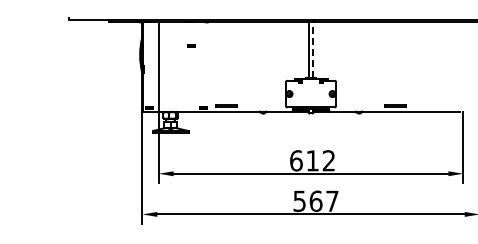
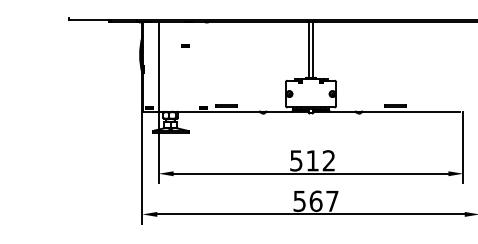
part position: (191, 45) -> (185, 45) (185, 45)
line: dashed -> solid (313, 49)
text: 612 -> 512 (296, 160)
